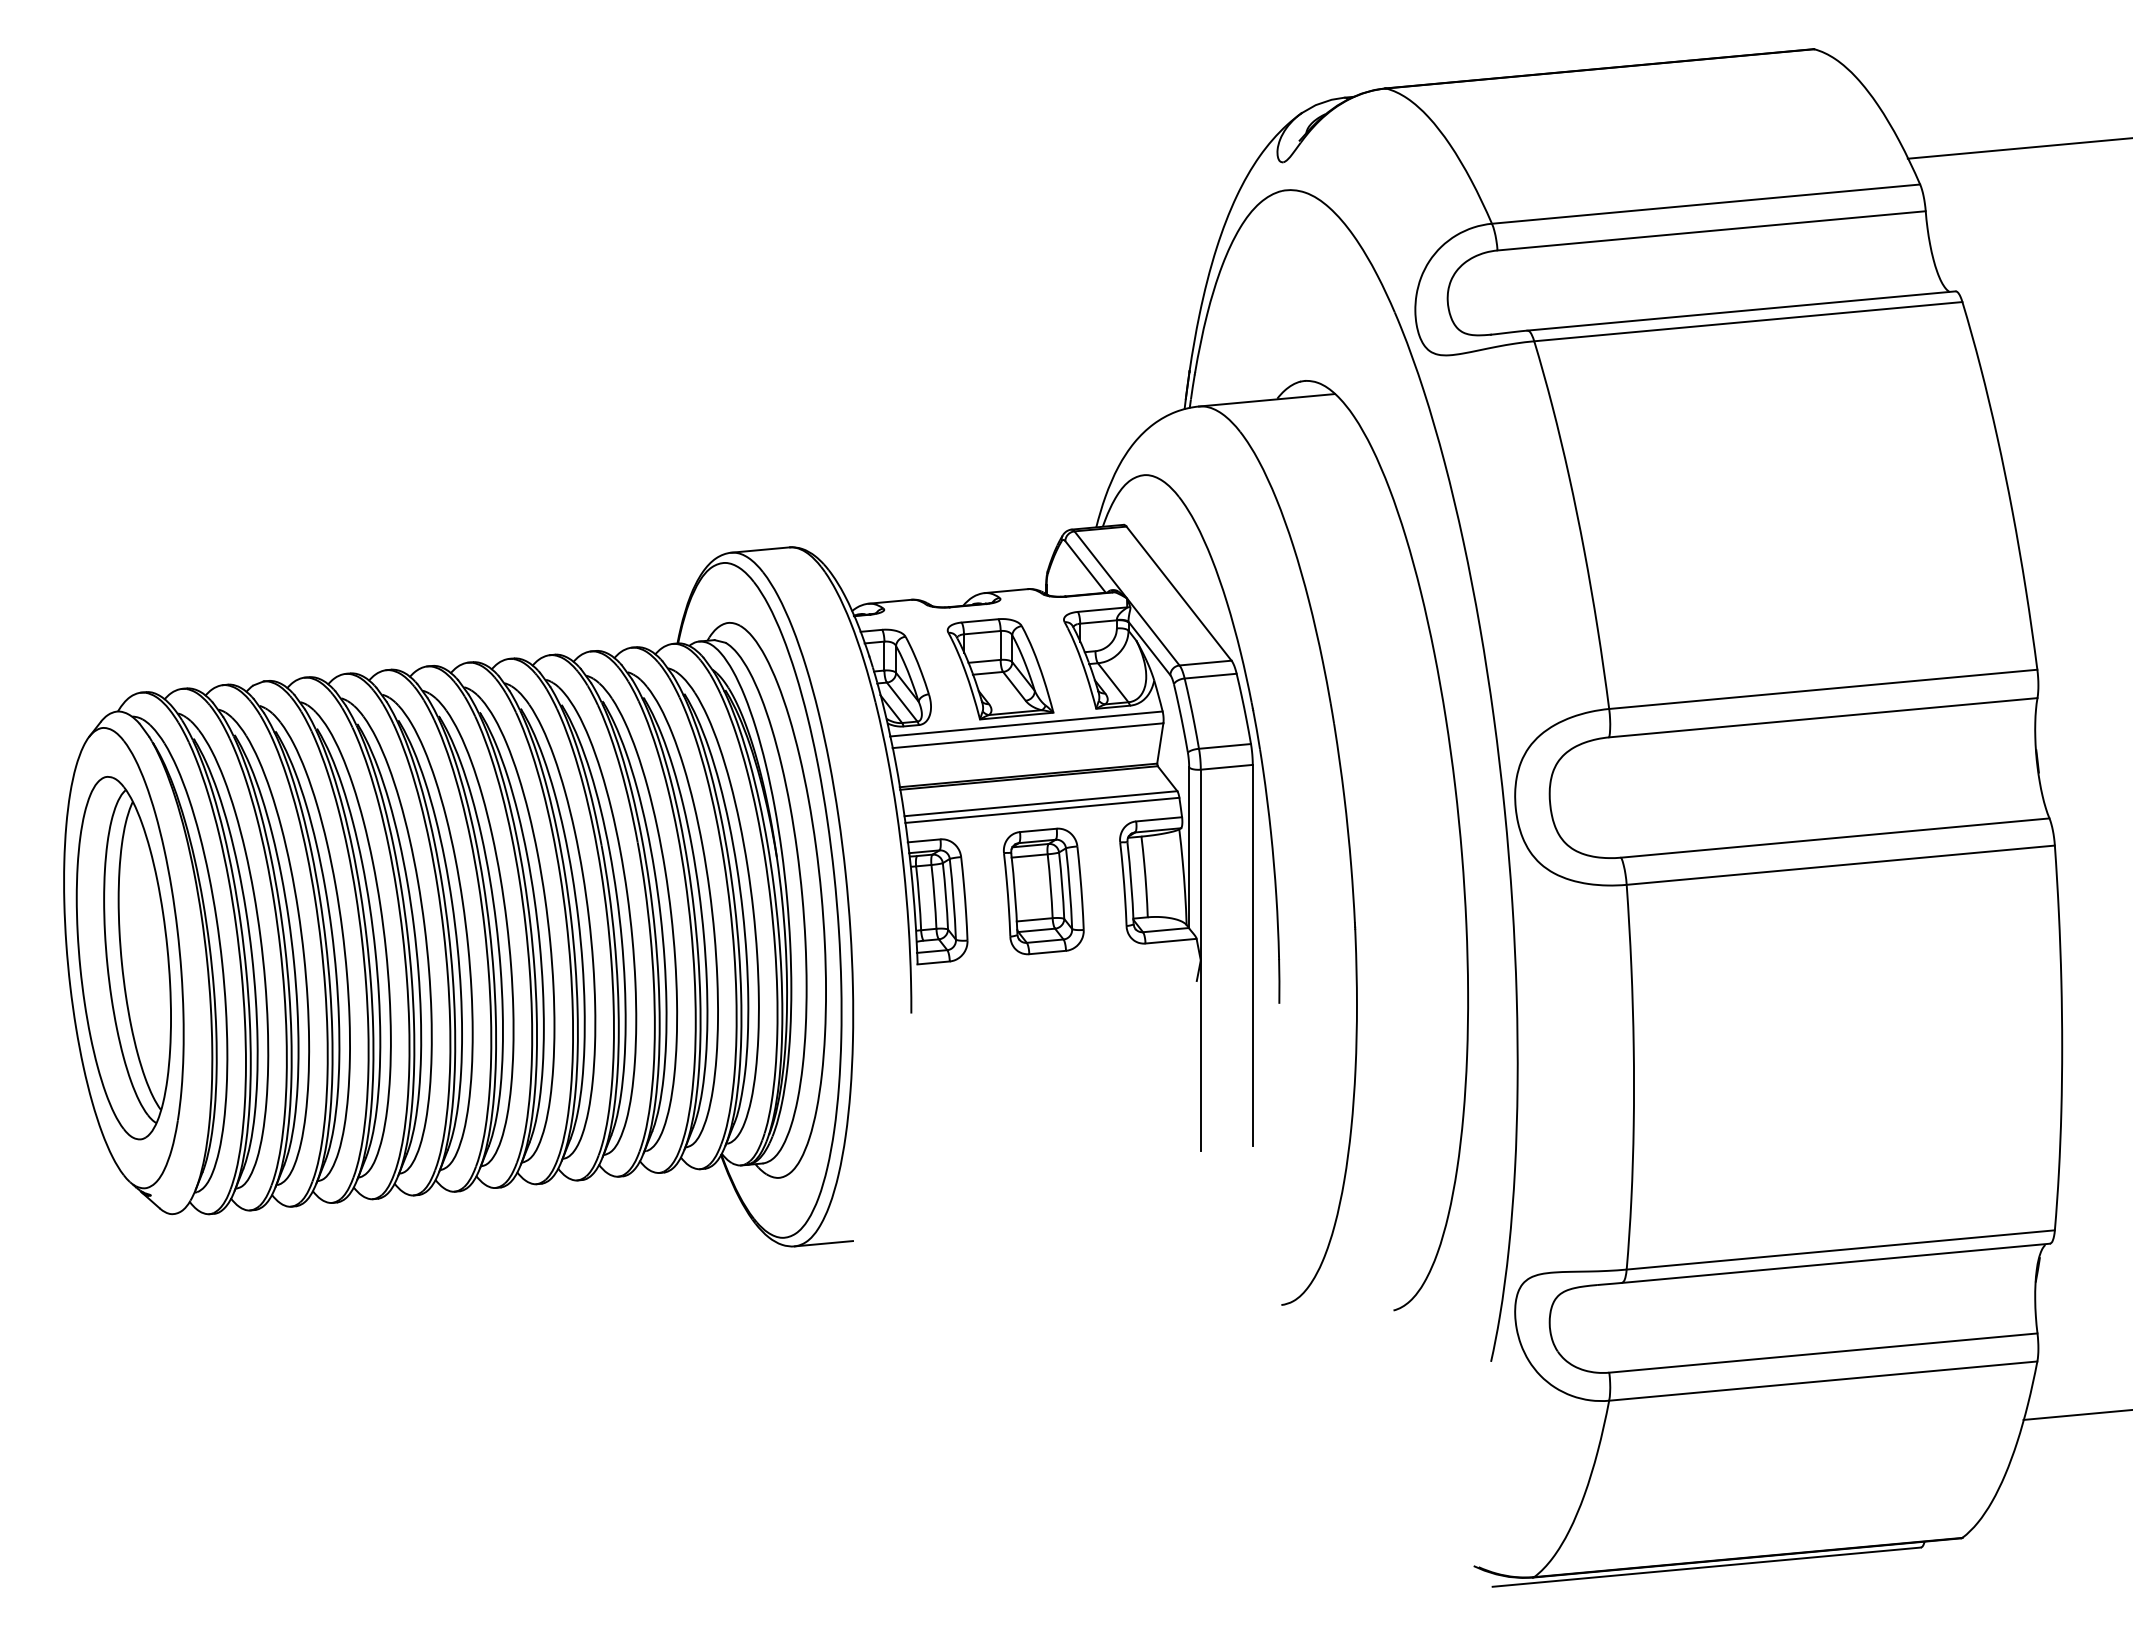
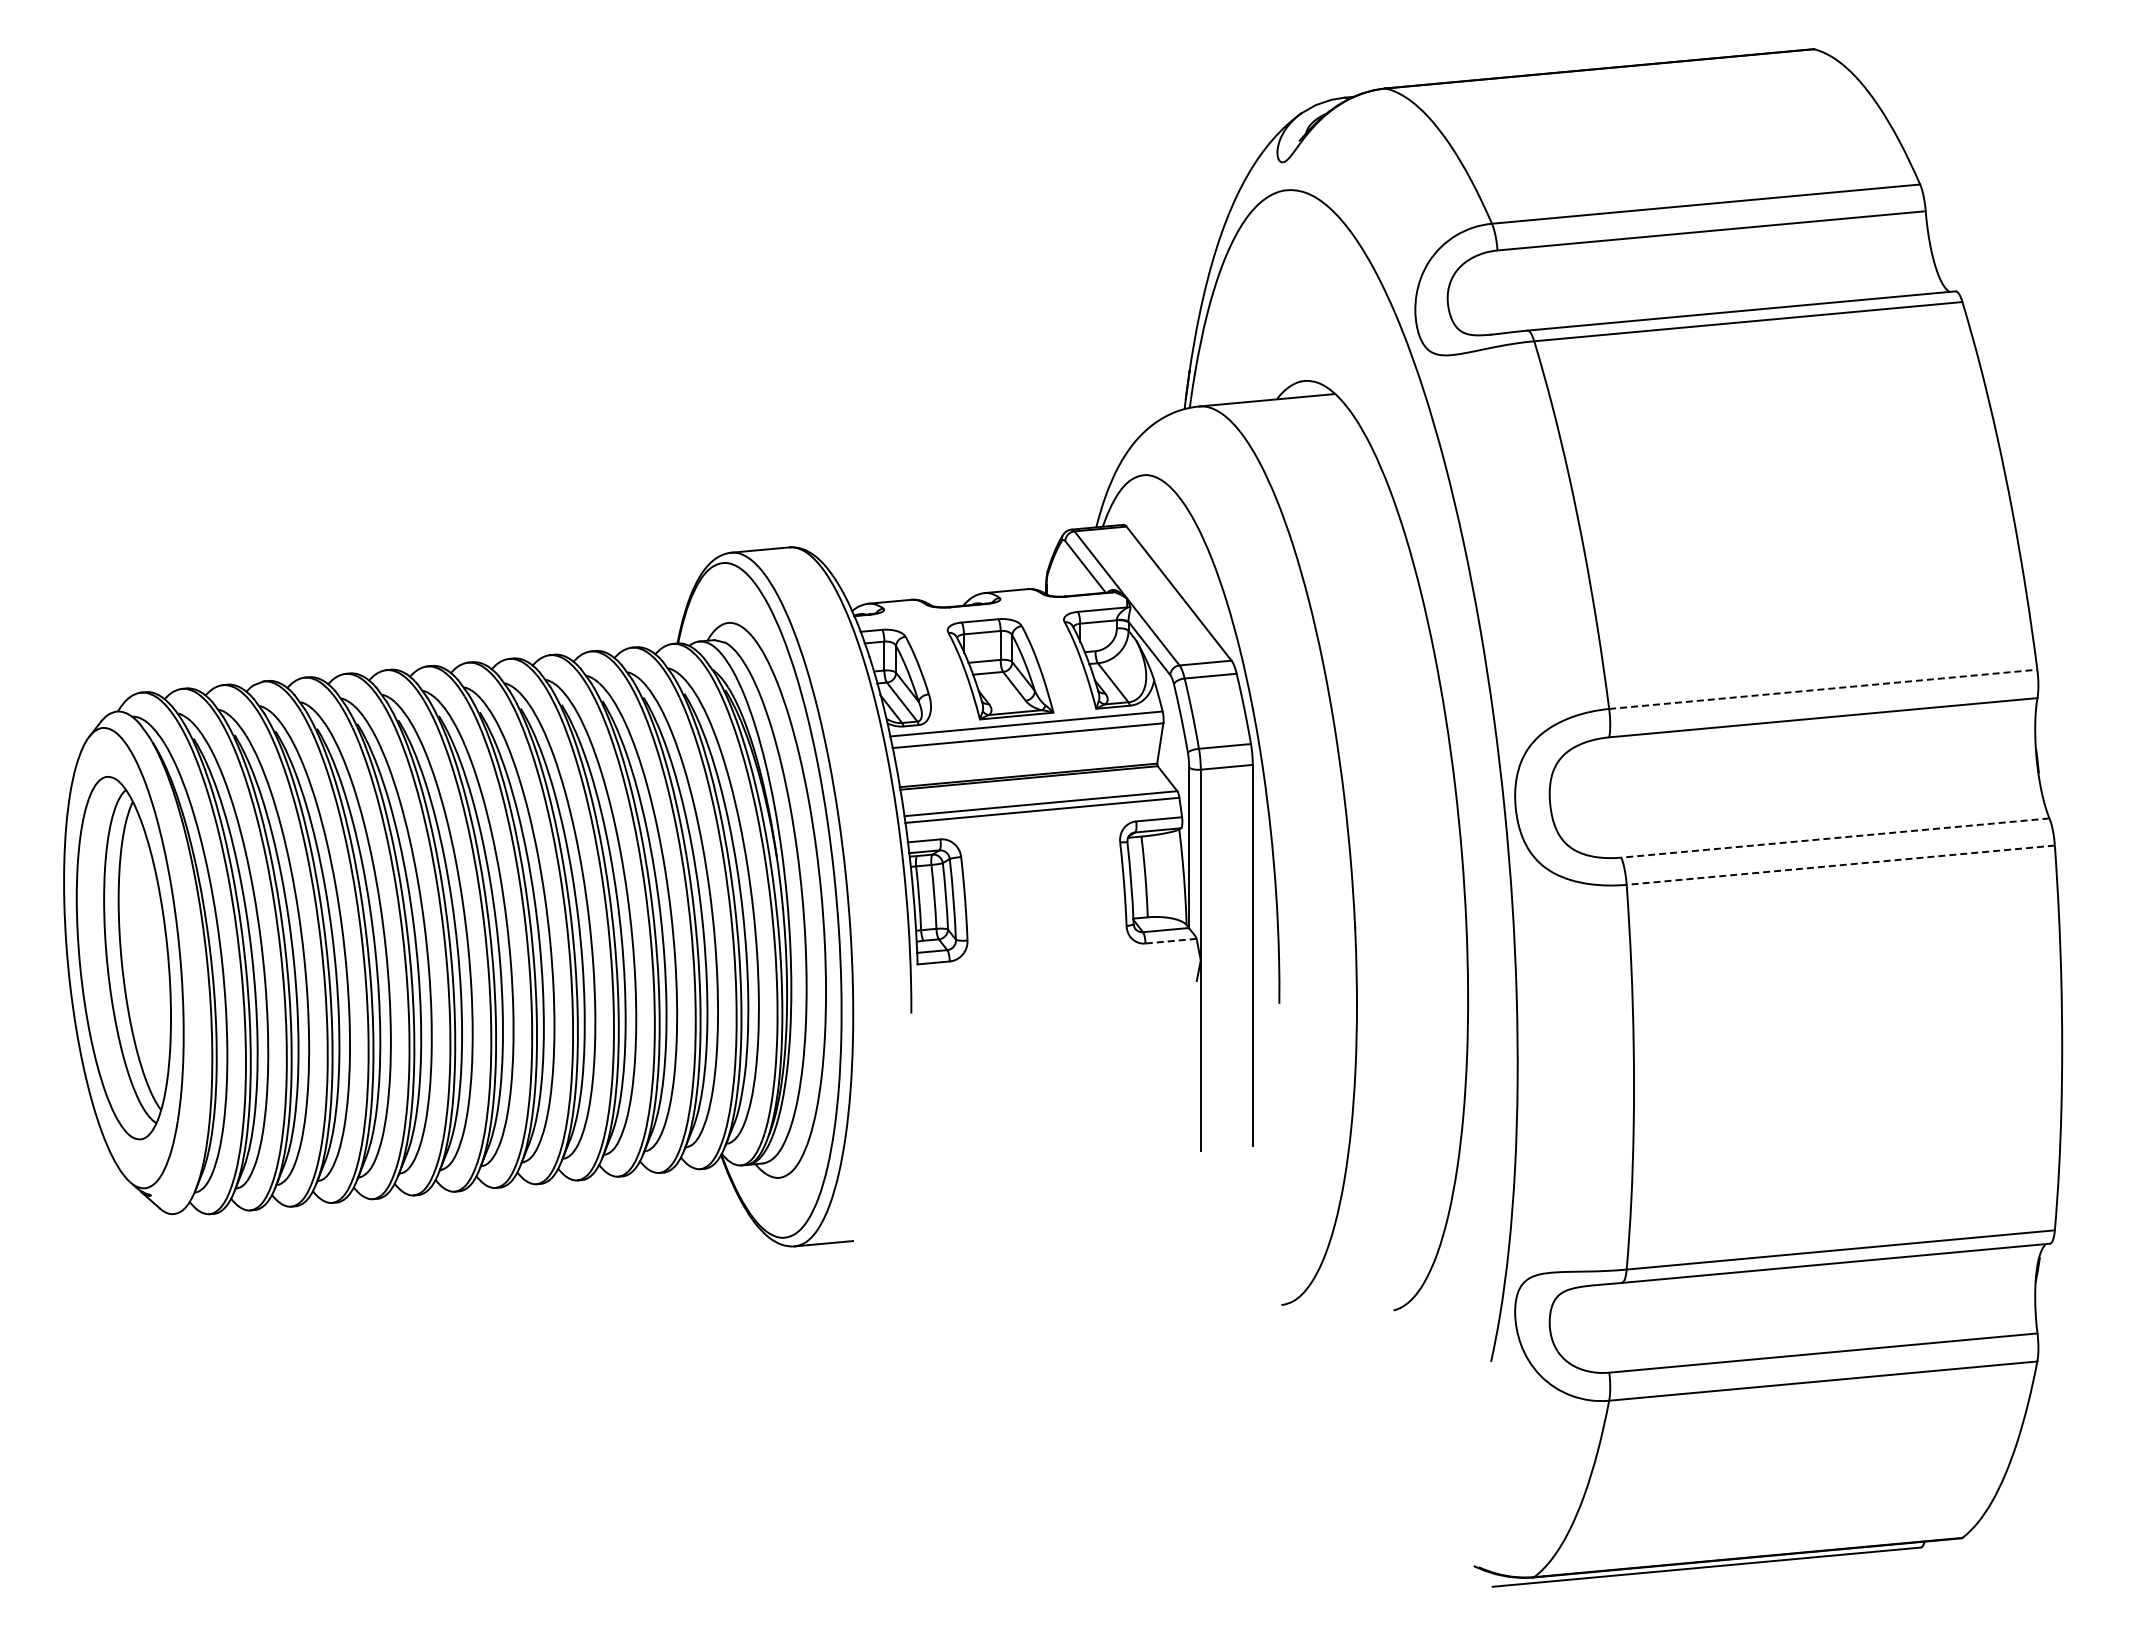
line: present -> none (2018, 148)
line: solid -> dashed (1823, 689)
line: solid -> dashed (1835, 838)
line: solid -> dashed (1840, 865)
part: present -> none (1043, 891)
line: solid -> dashed (1171, 941)
line: present -> none (2076, 1414)
